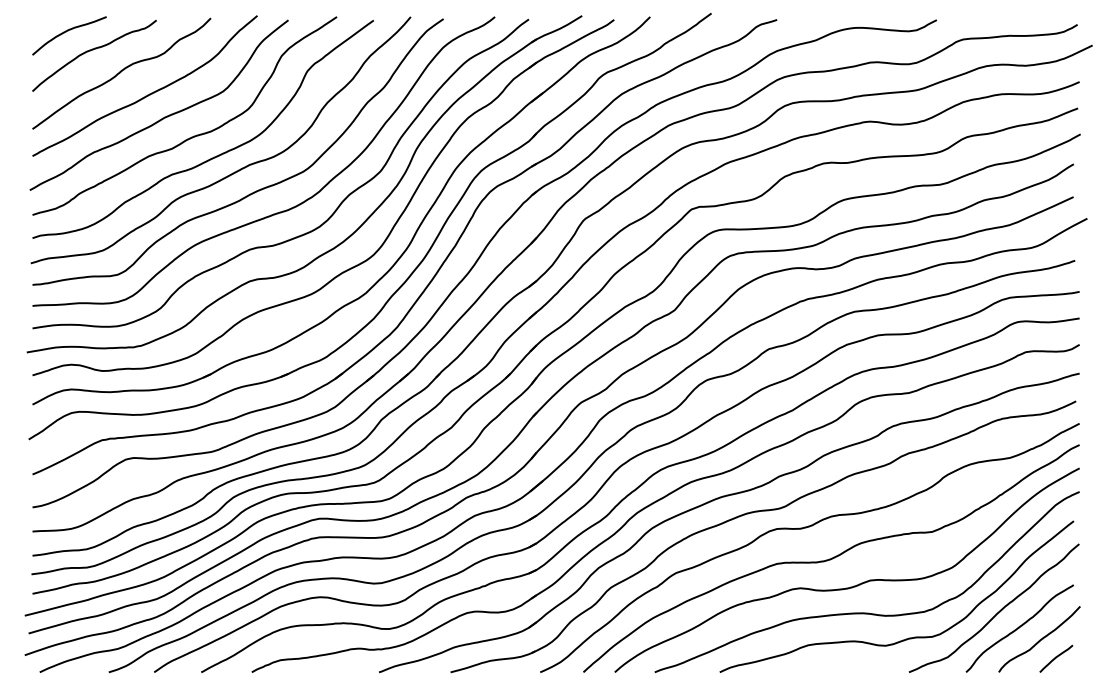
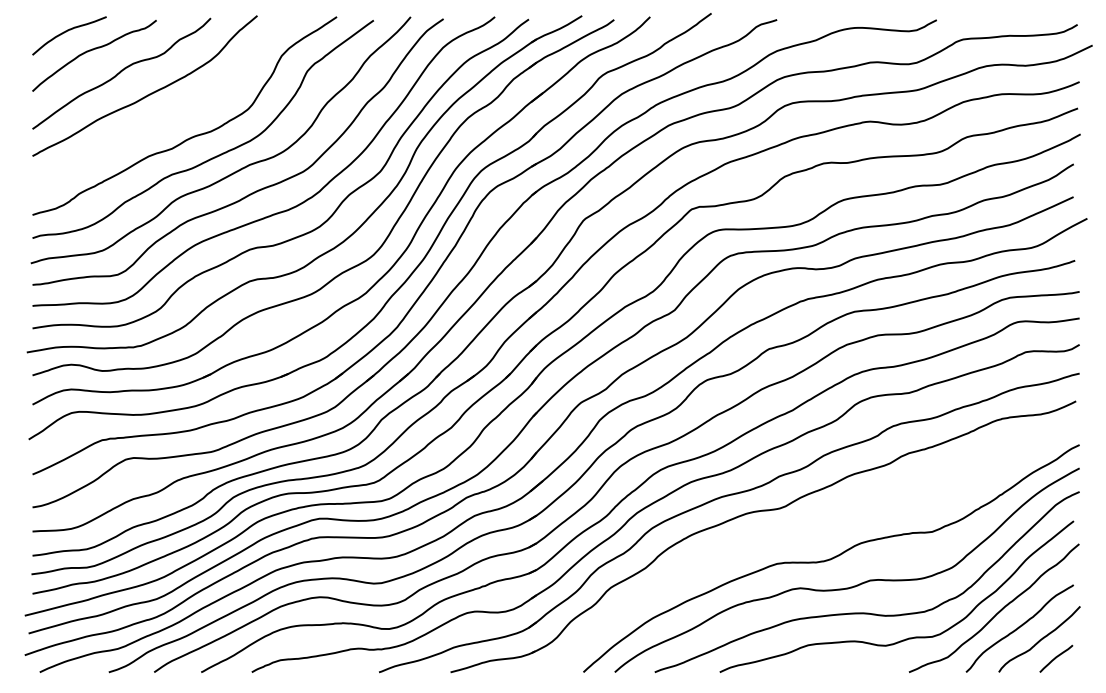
curve: present -> none (164, 116)
curve: present -> none (806, 528)
